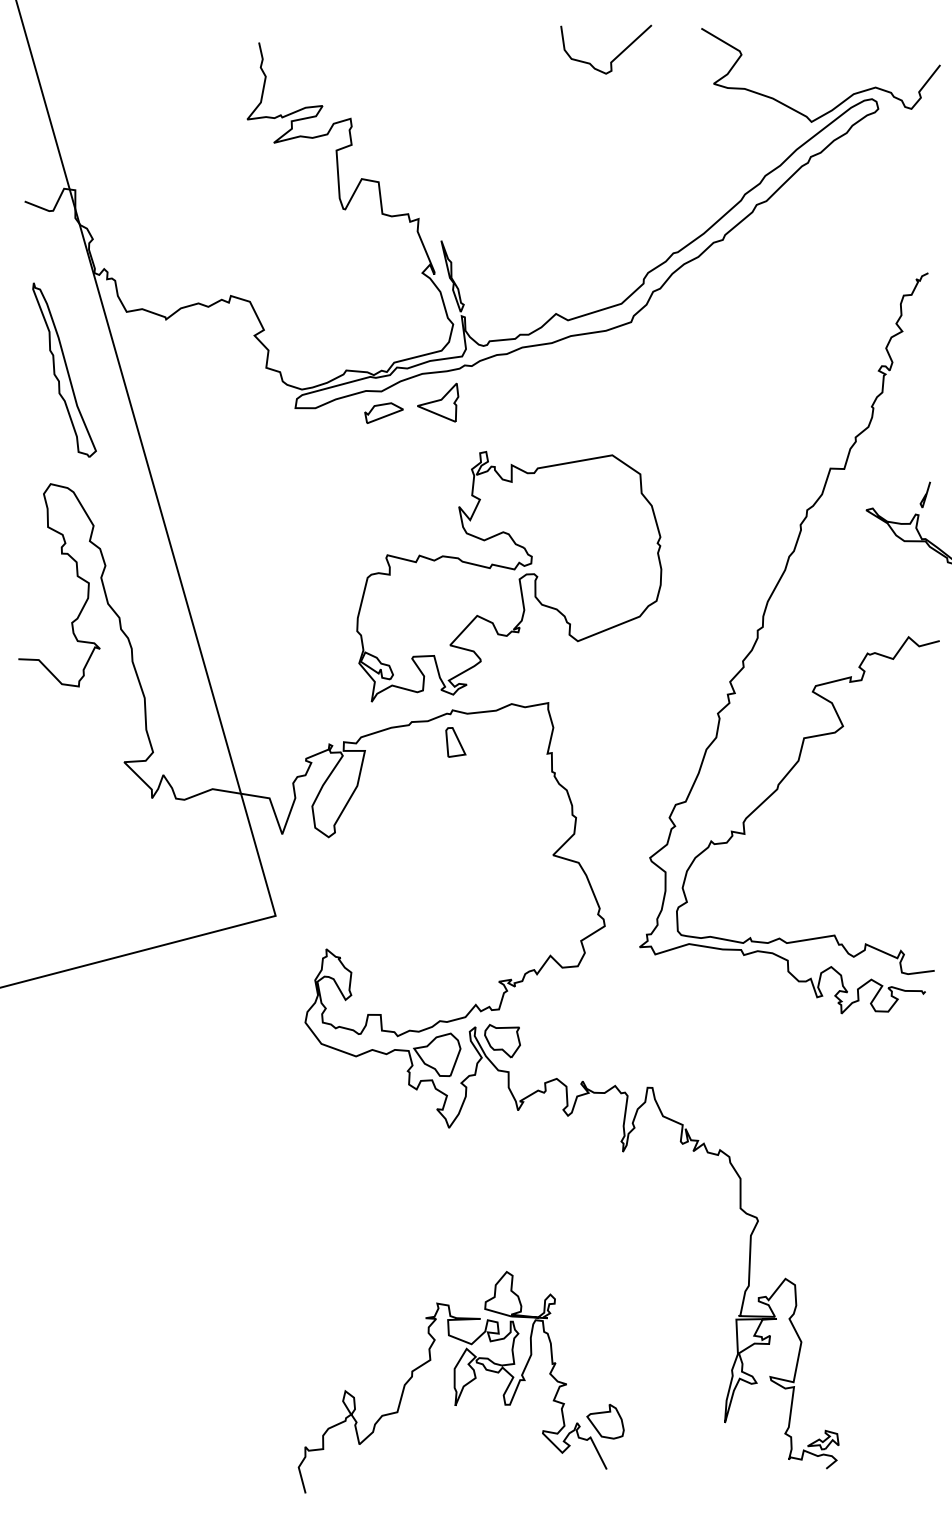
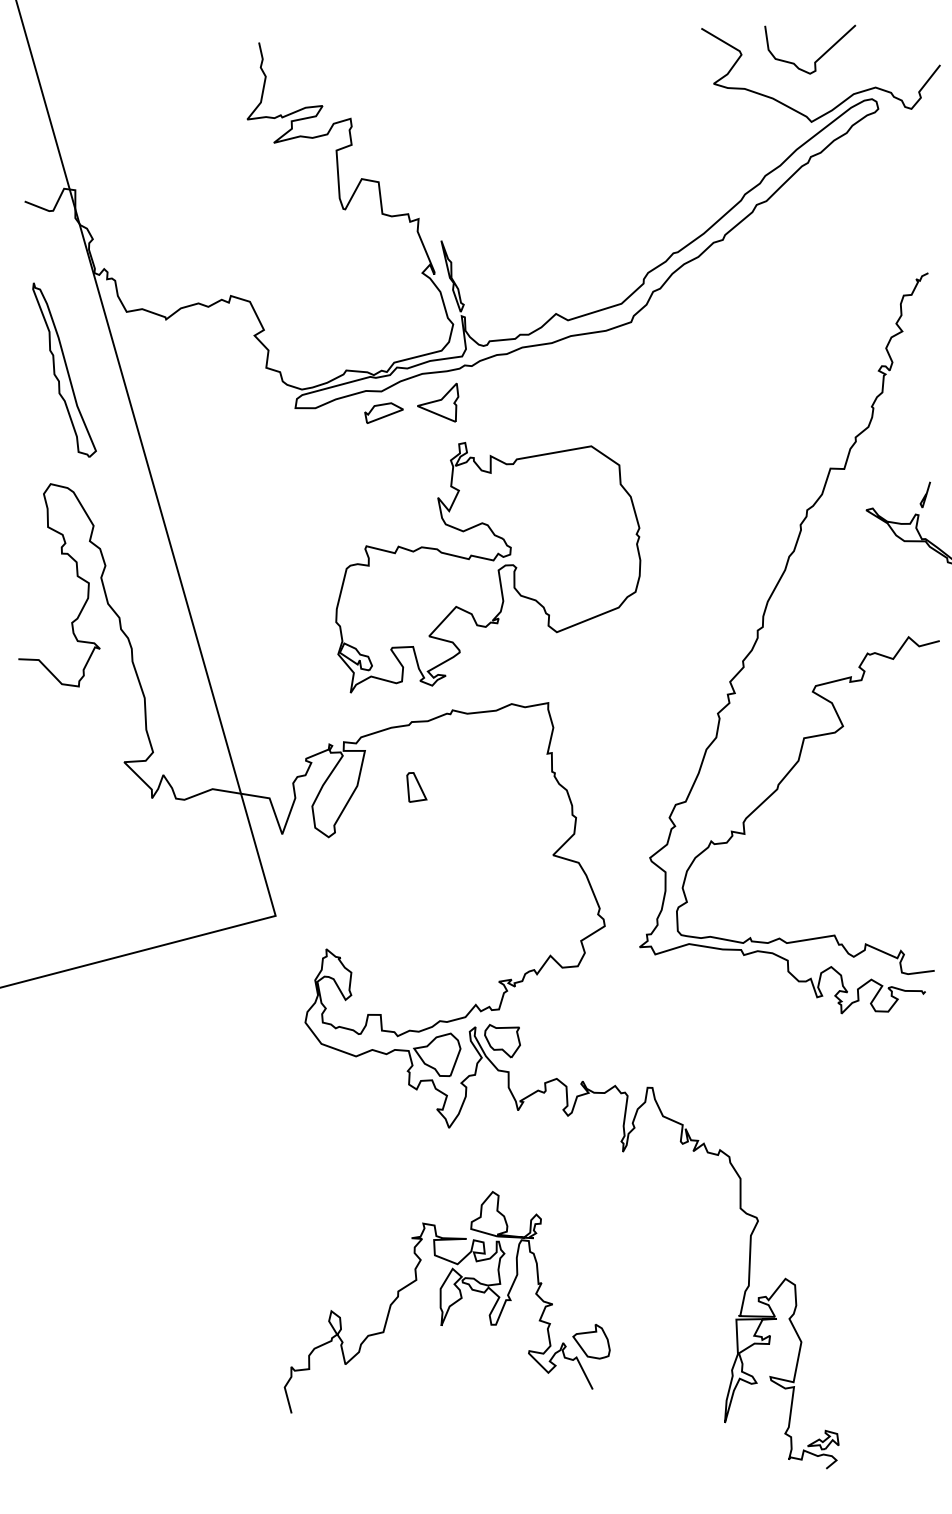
curve position: (615, 57) -> (819, 57) (819, 57)
part position: (509, 576) -> (488, 567) (488, 567)
part position: (455, 742) -> (416, 787) (416, 787)
part position: (460, 1382) -> (446, 1302) (446, 1302)
